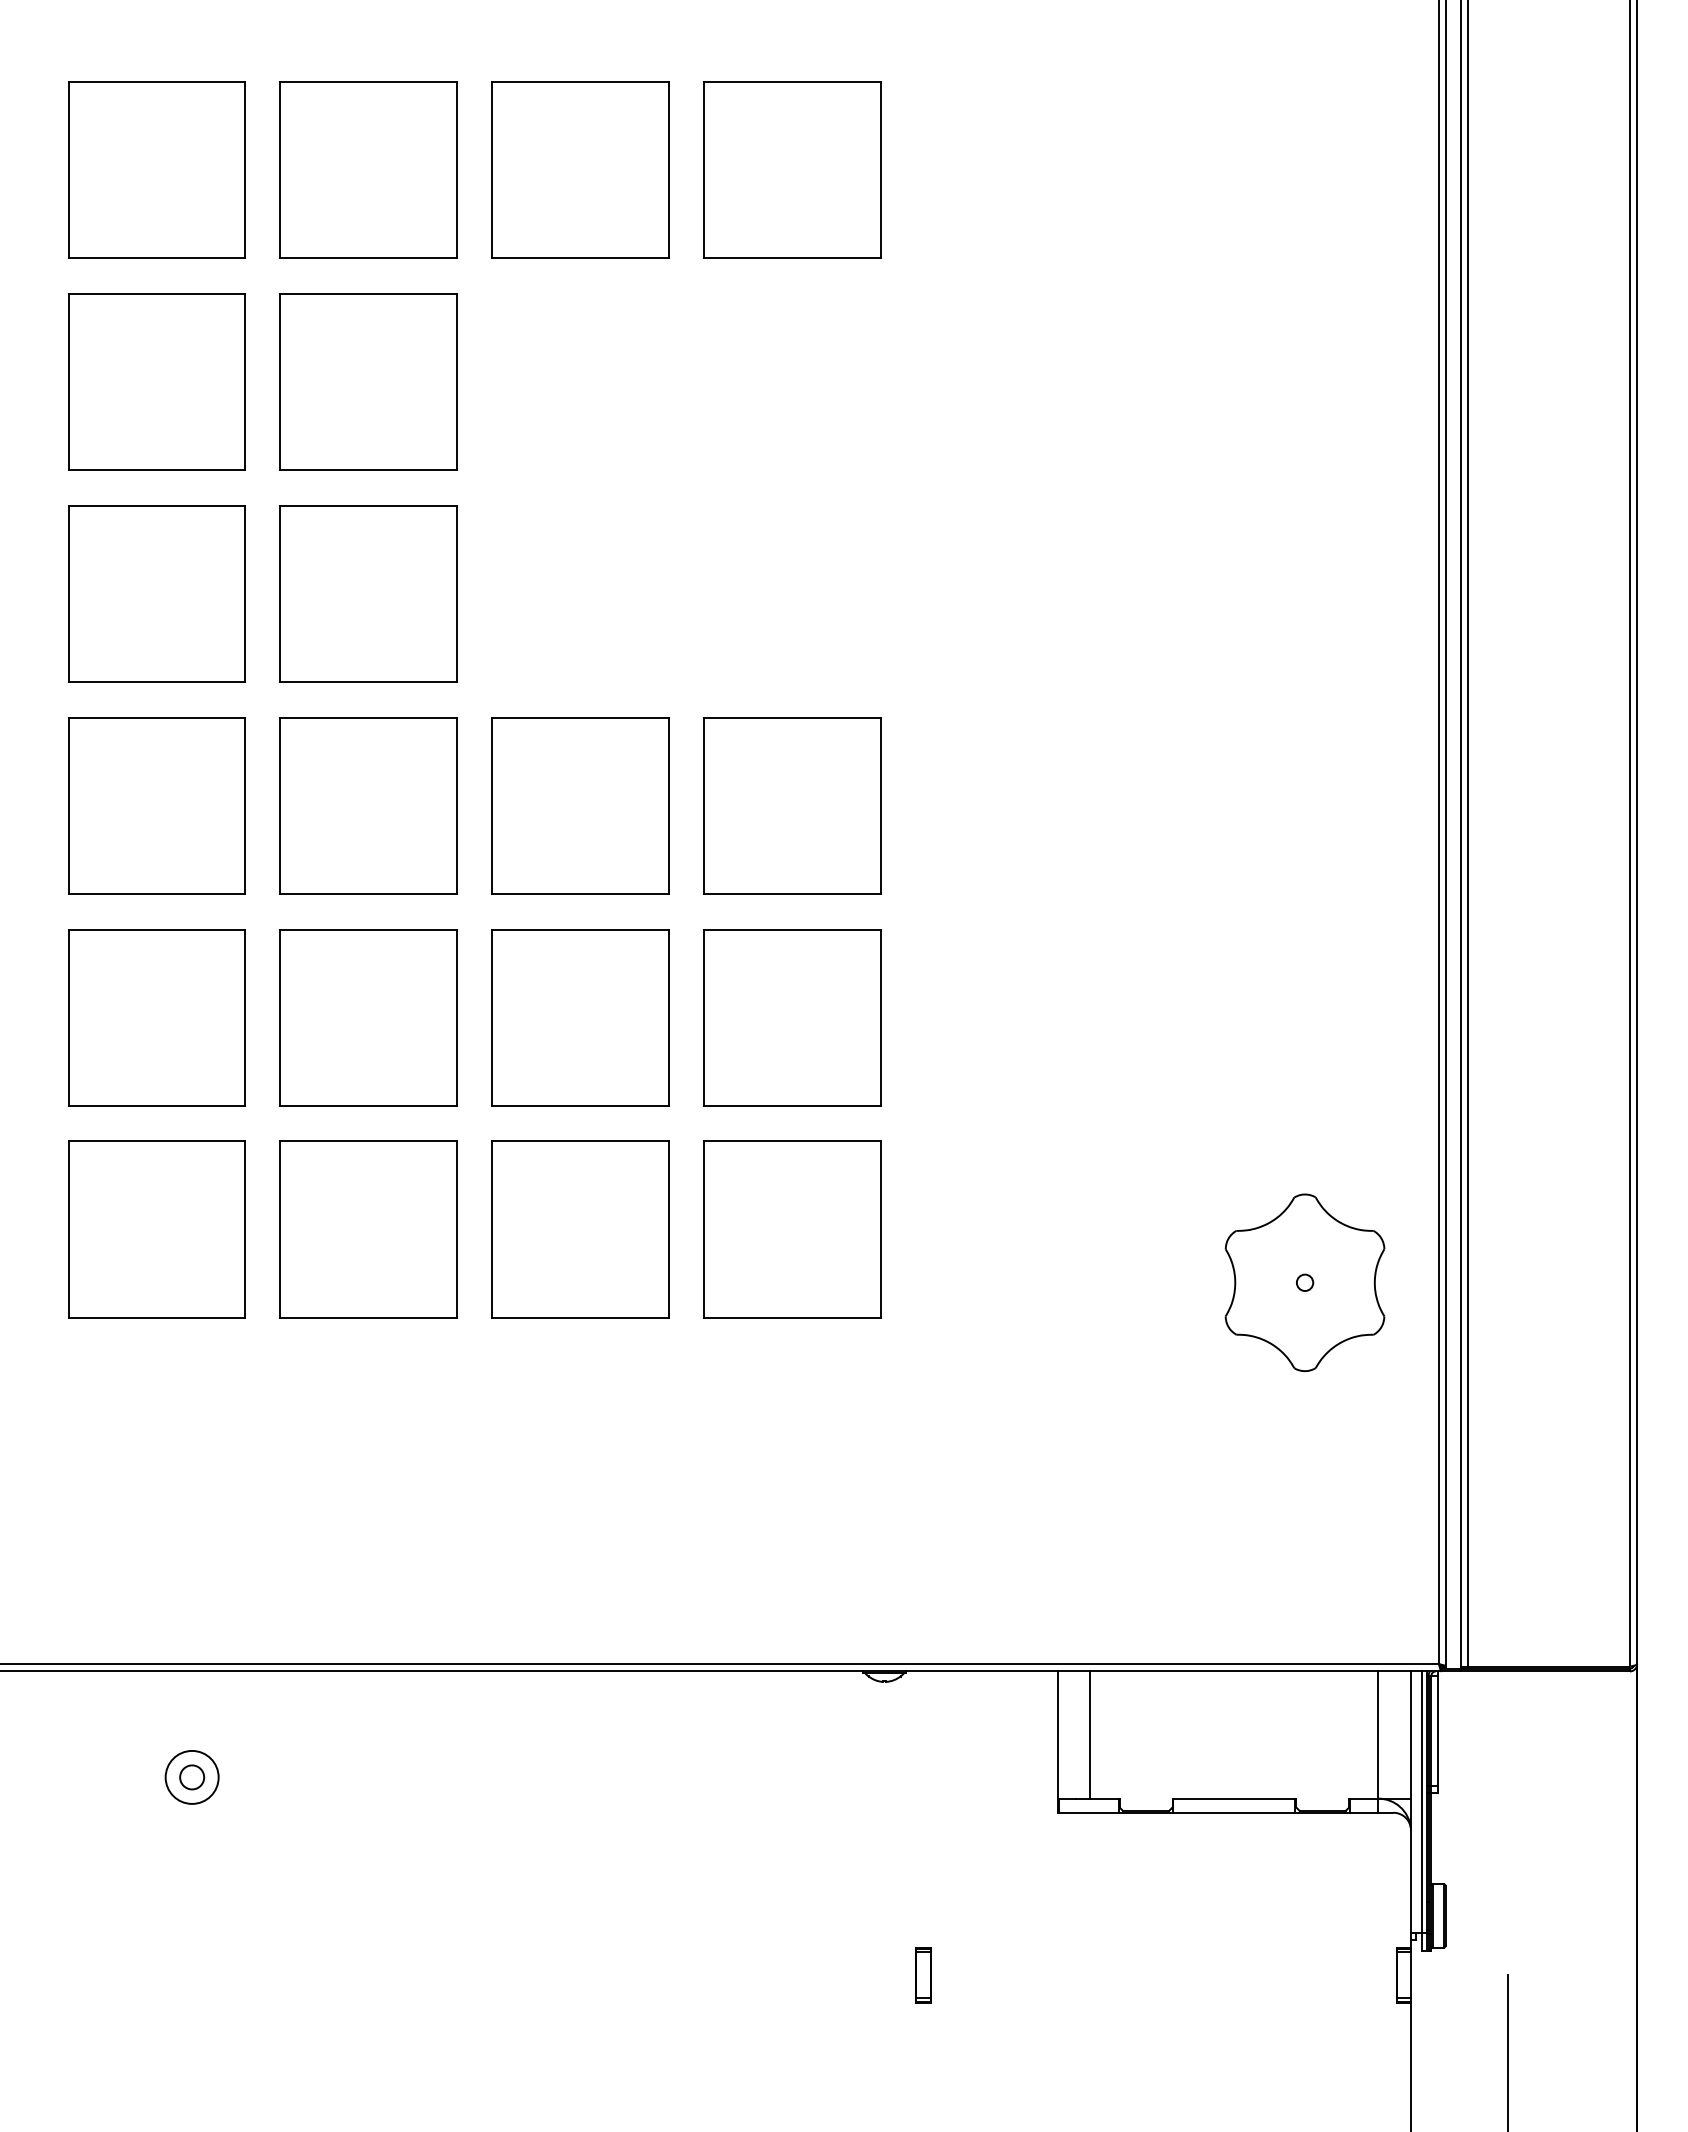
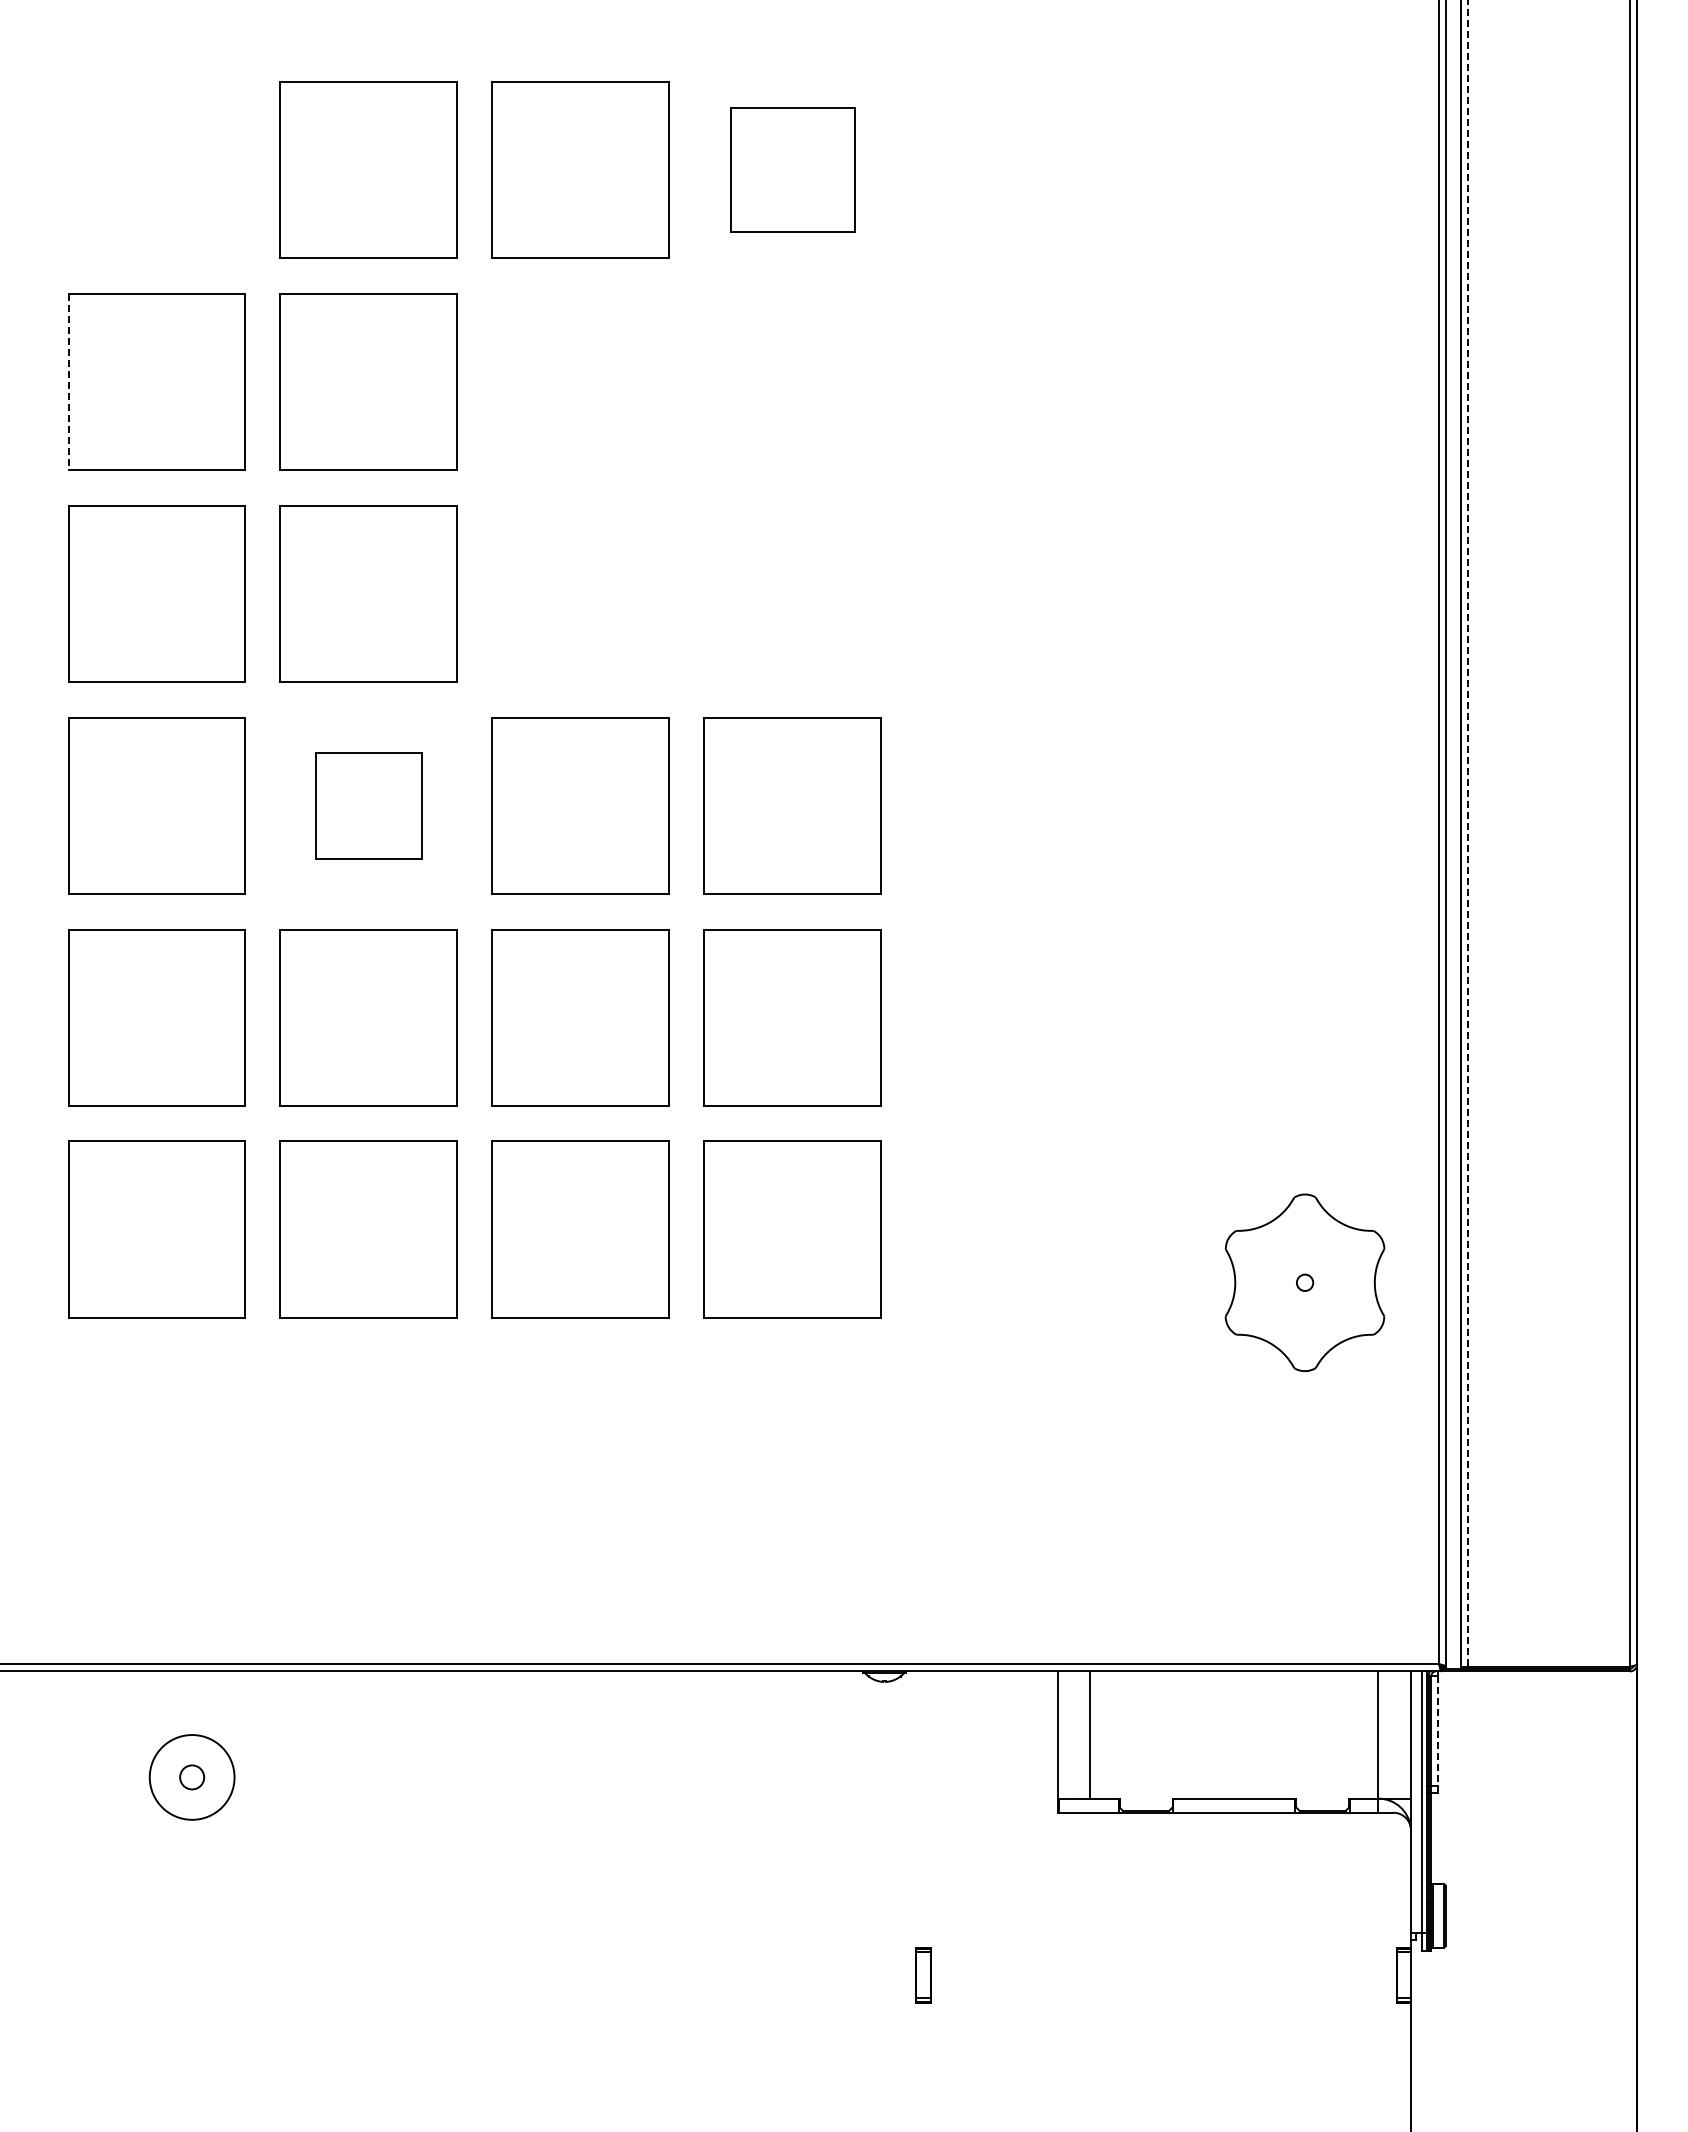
part: present -> none (156, 169)
part size: 179x178 px -> 126x126 px (792, 169)
line: solid -> dashed (68, 382)
part size: 179x178 px -> 108x108 px (368, 805)
line: solid -> dashed (1467, 833)
line: solid -> dashed (1437, 1731)
circle diameter: 53 px -> 85 px (191, 1777)
line: present -> none (1508, 2051)
